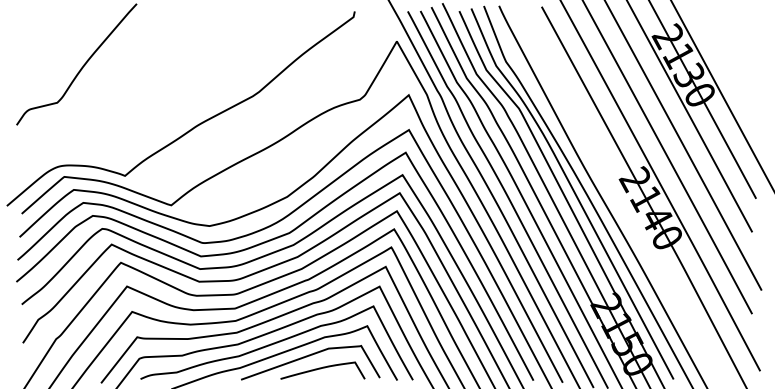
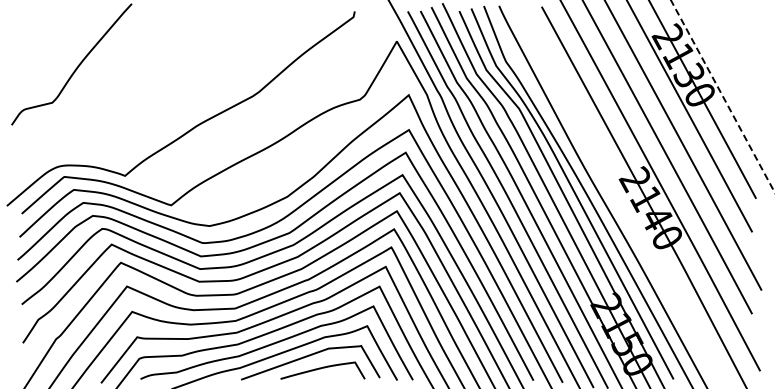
curve position: (80, 68) -> (75, 68) (75, 68)
line: solid -> dashed (723, 96)
